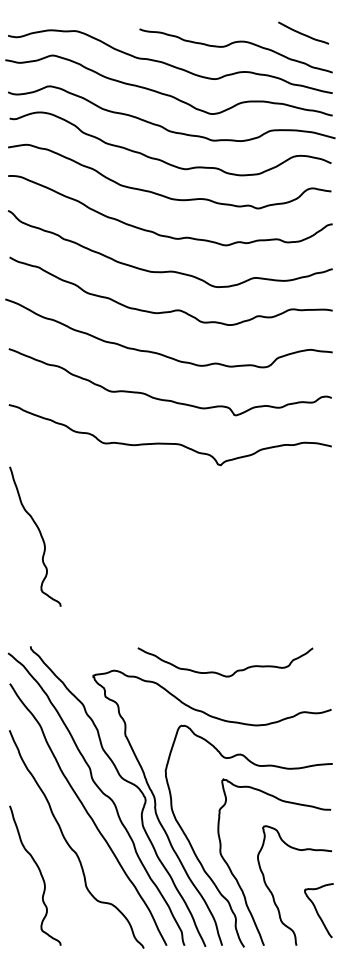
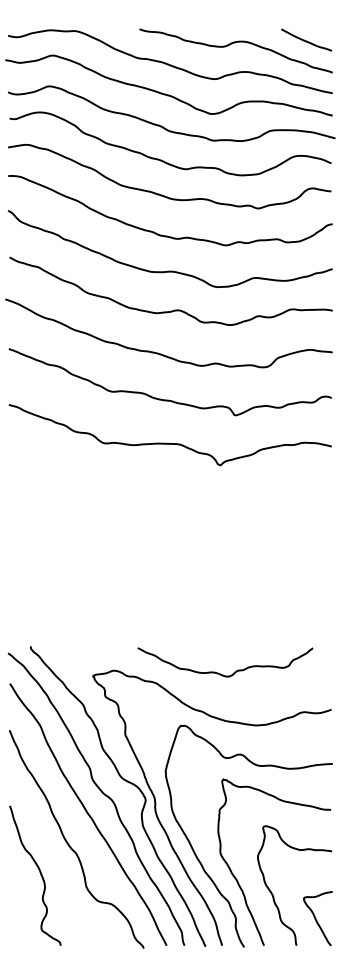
curve position: (303, 33) -> (306, 40) (306, 40)
curve: present -> none (39, 533)
curve position: (317, 910) -> (316, 918) (316, 918)
